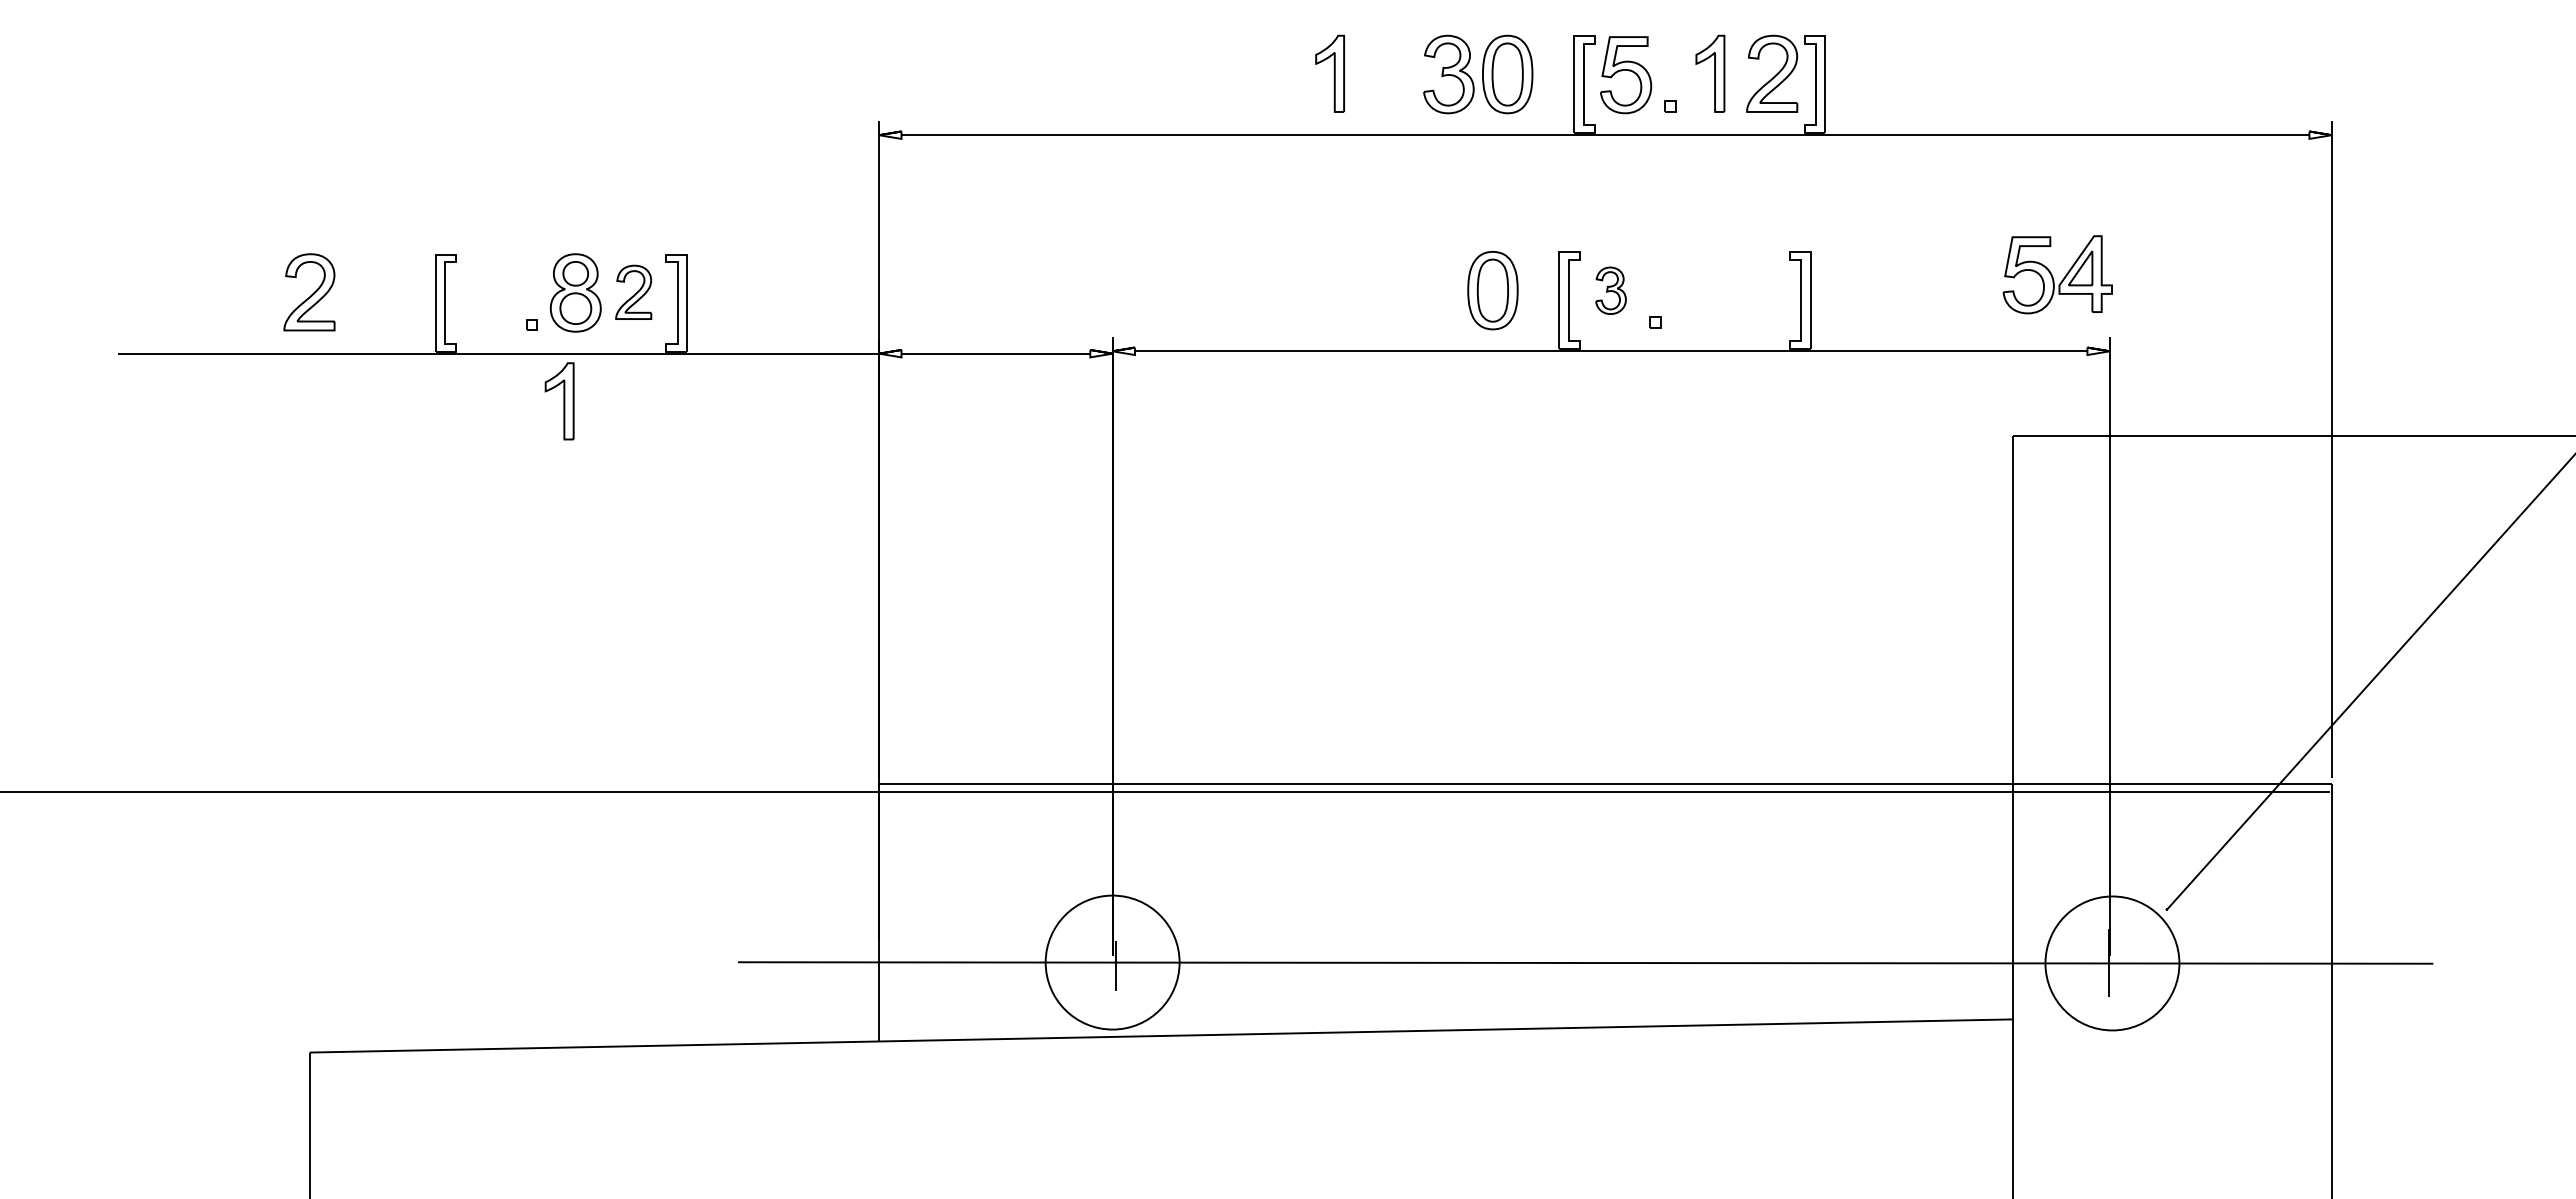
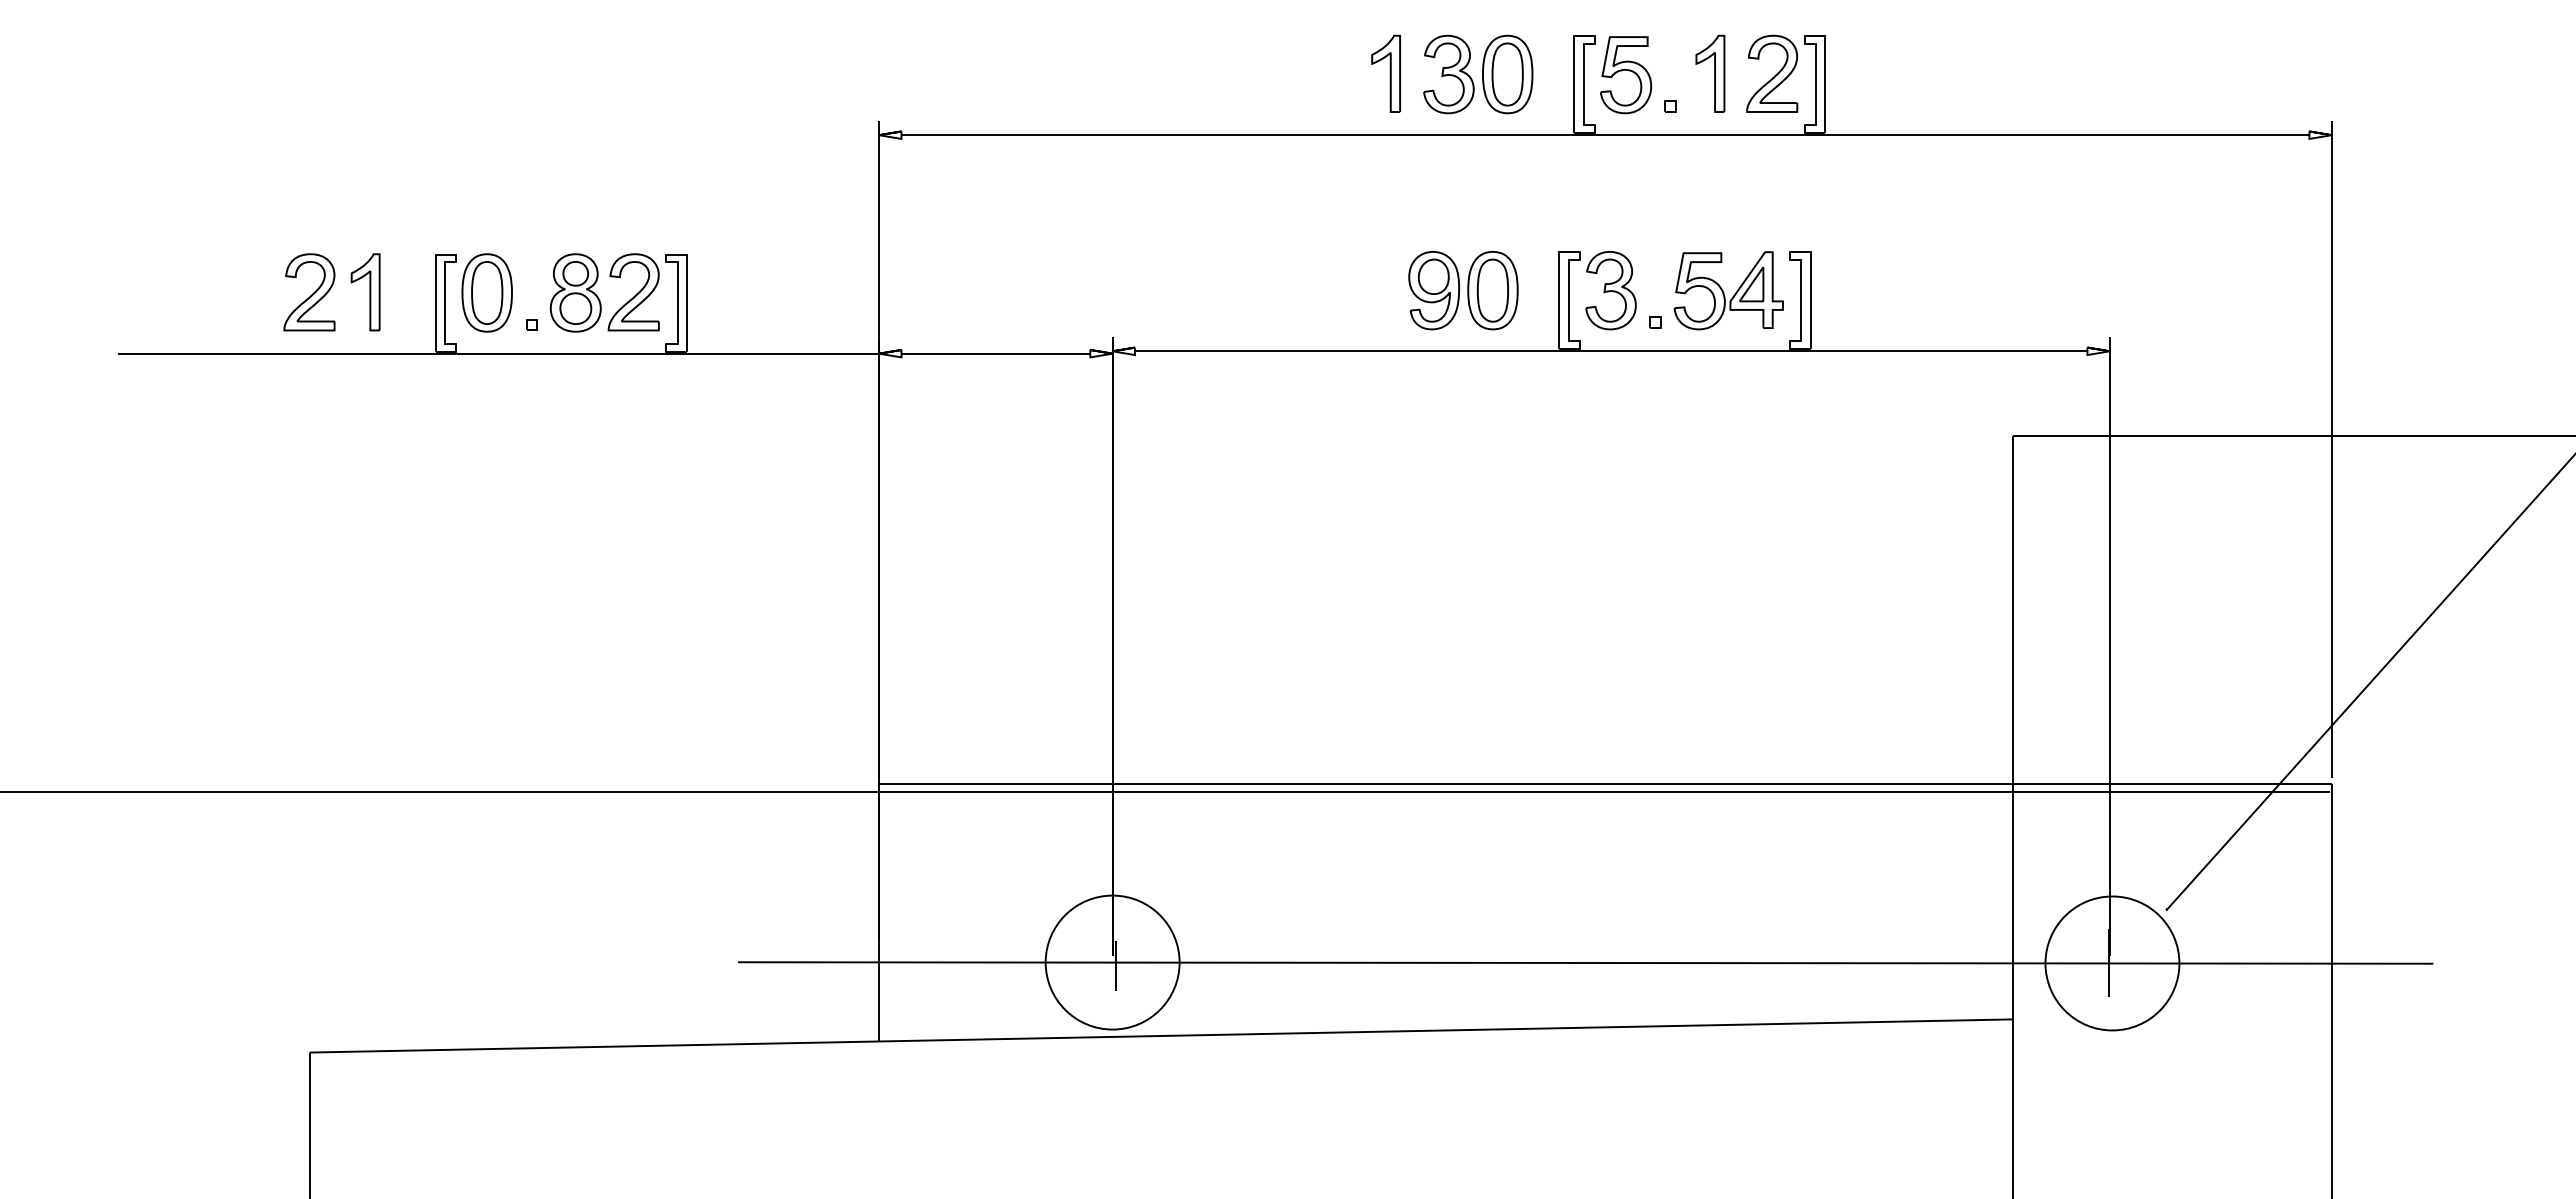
part position: (1329, 73) -> (1385, 73) (1385, 73)
part position: (2057, 274) -> (1728, 290) (1728, 290)
part: none -> present (1433, 290)
part size: 32x49 px -> 52x80 px (1610, 290)
part size: 38x56 px -> 53x79 px (633, 292)
part: none -> present (486, 292)
part position: (559, 401) -> (365, 292) (365, 292)
